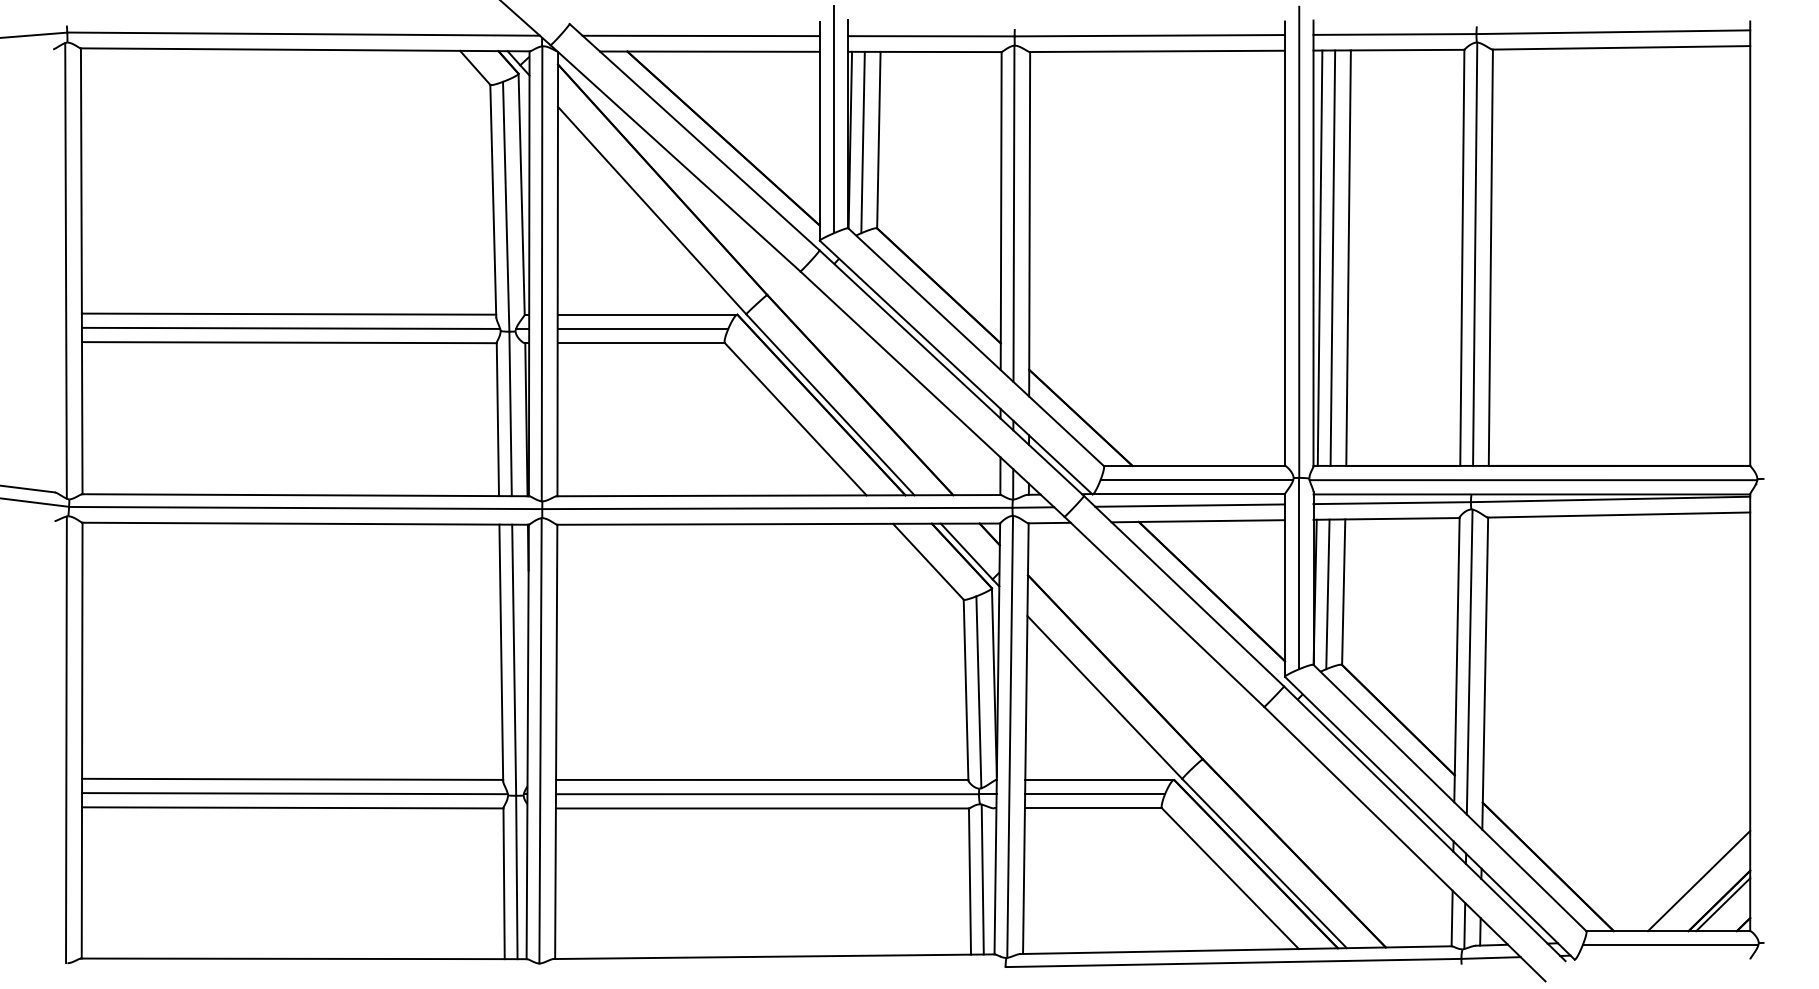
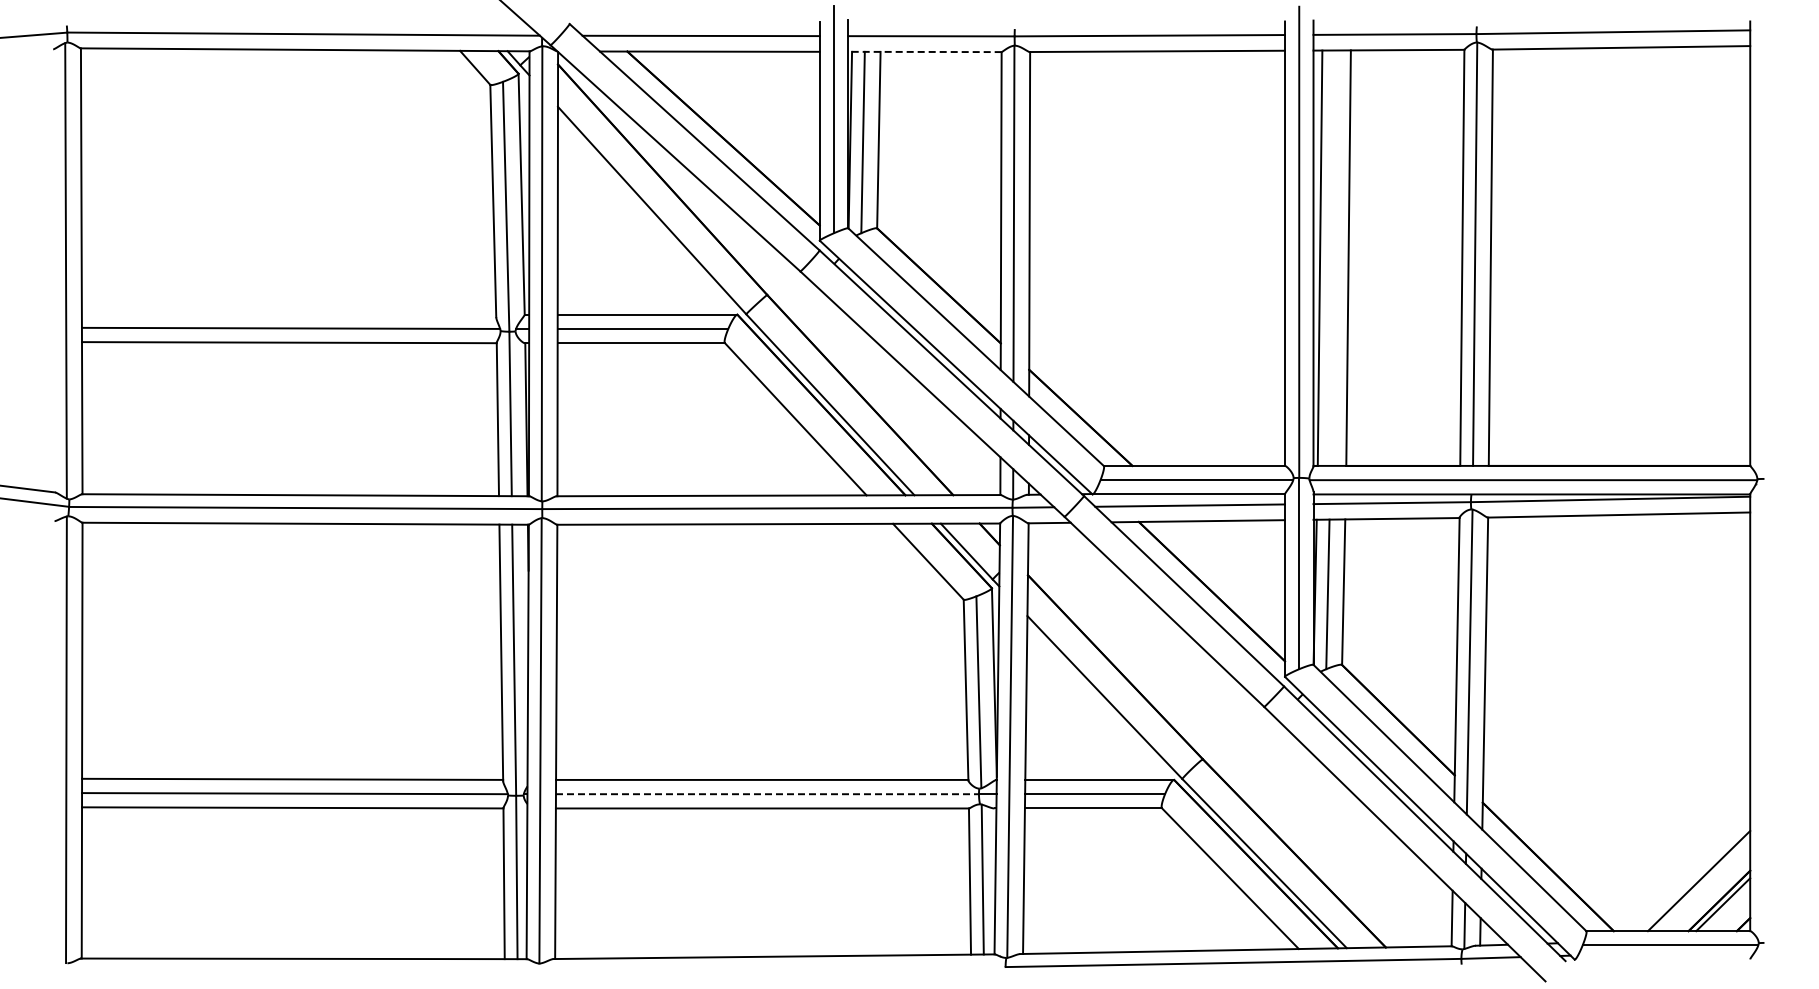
line: solid -> dashed (924, 51)
line: present -> none (1332, 257)
line: present -> none (288, 313)
line: solid -> dashed (767, 794)
